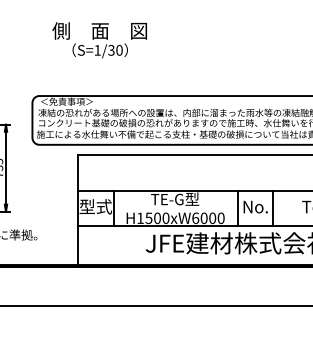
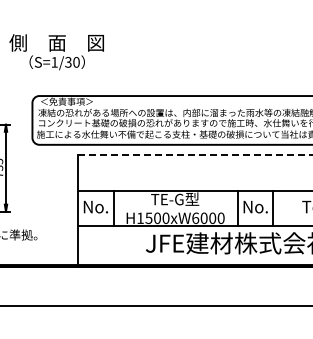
text position: (99, 40) -> (56, 52) (56, 52)
line: solid -> dashed (195, 155)
text: 型式 -> No. (95, 206)
